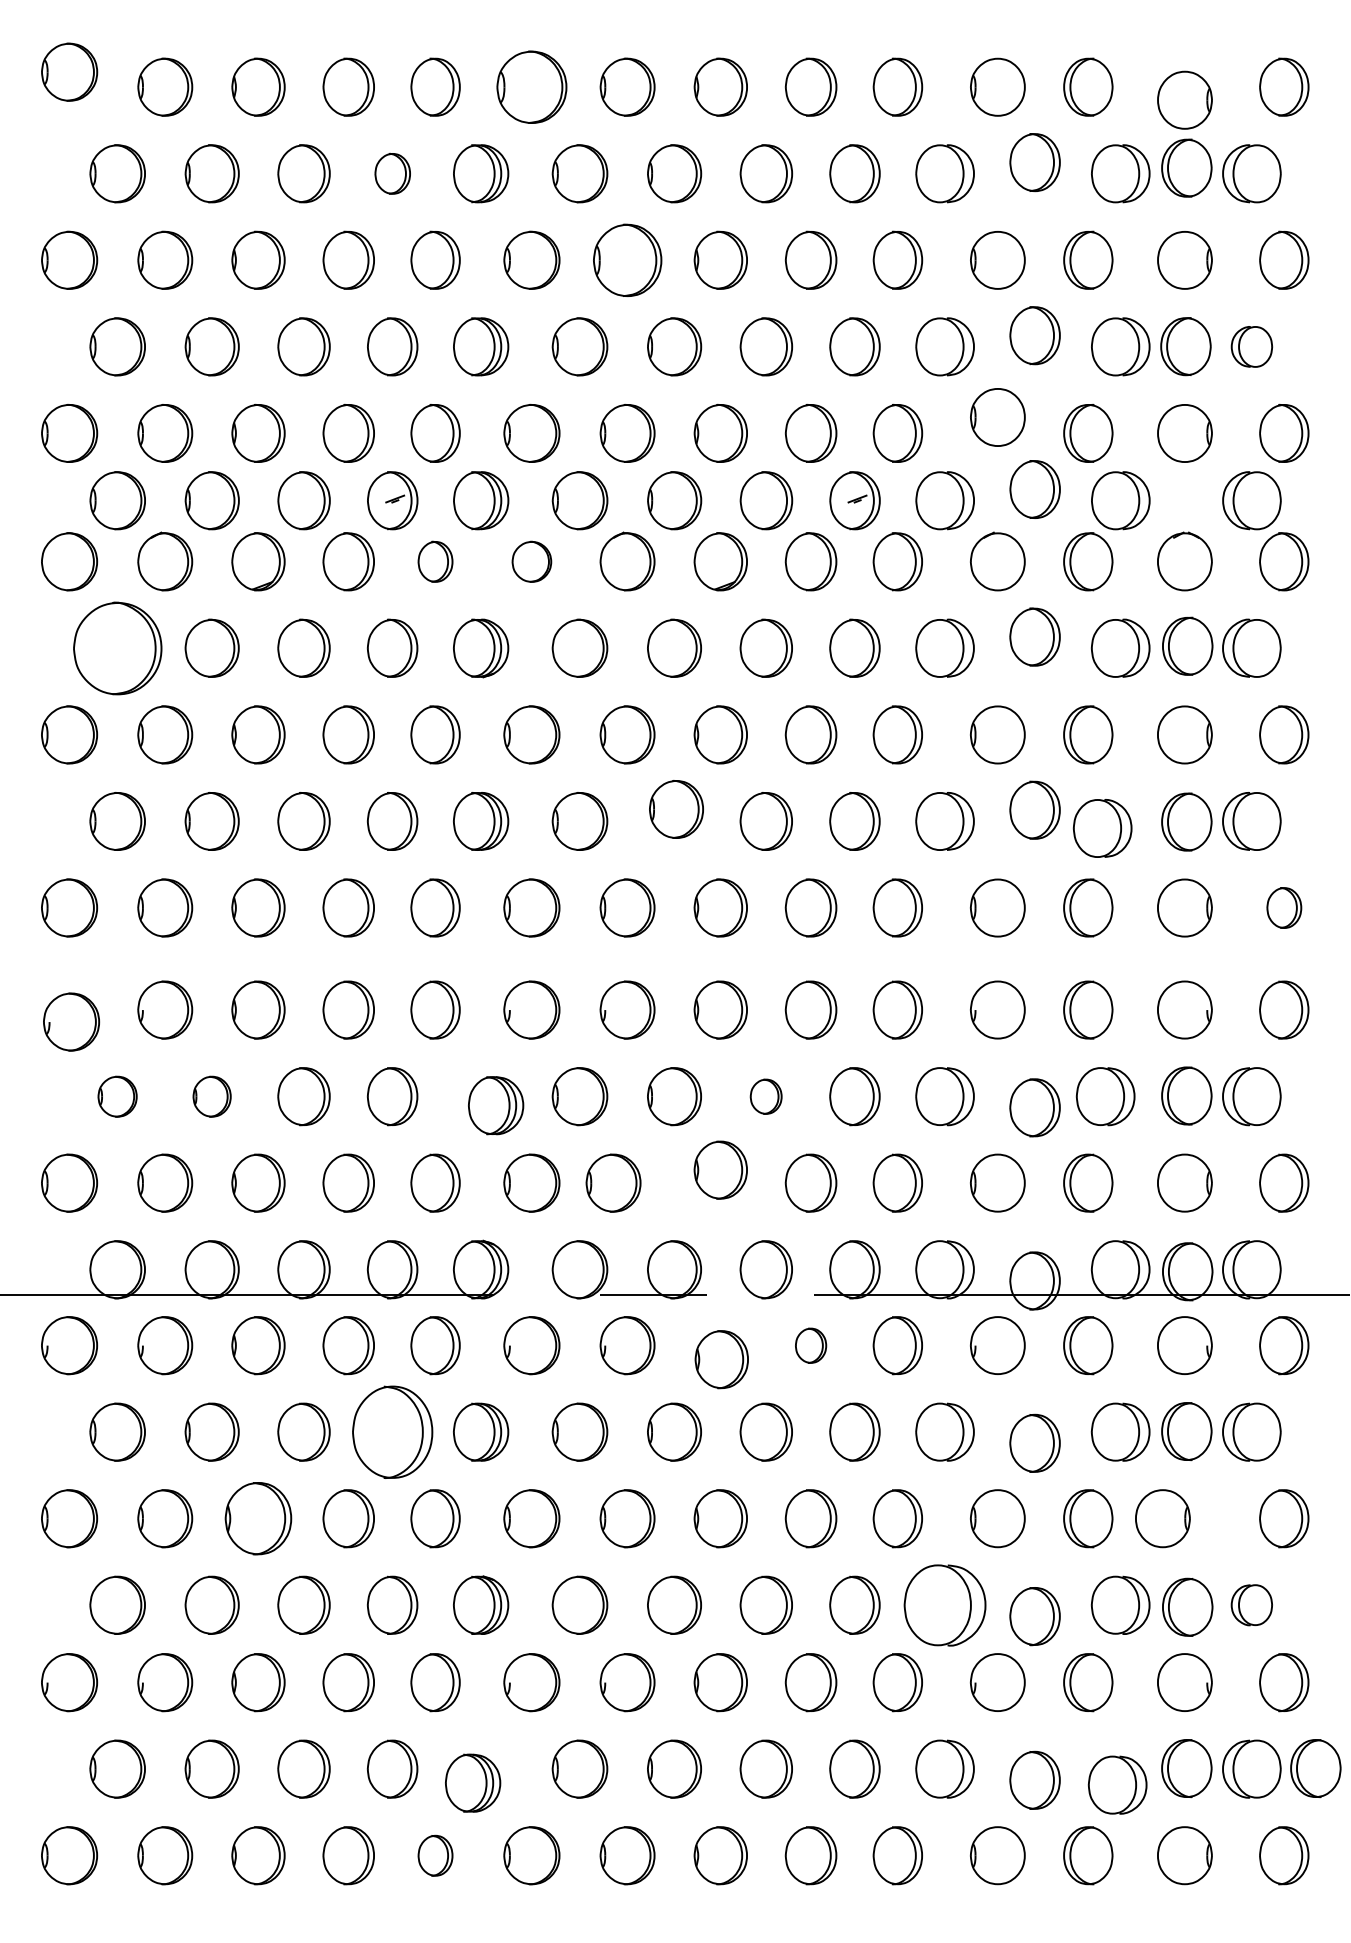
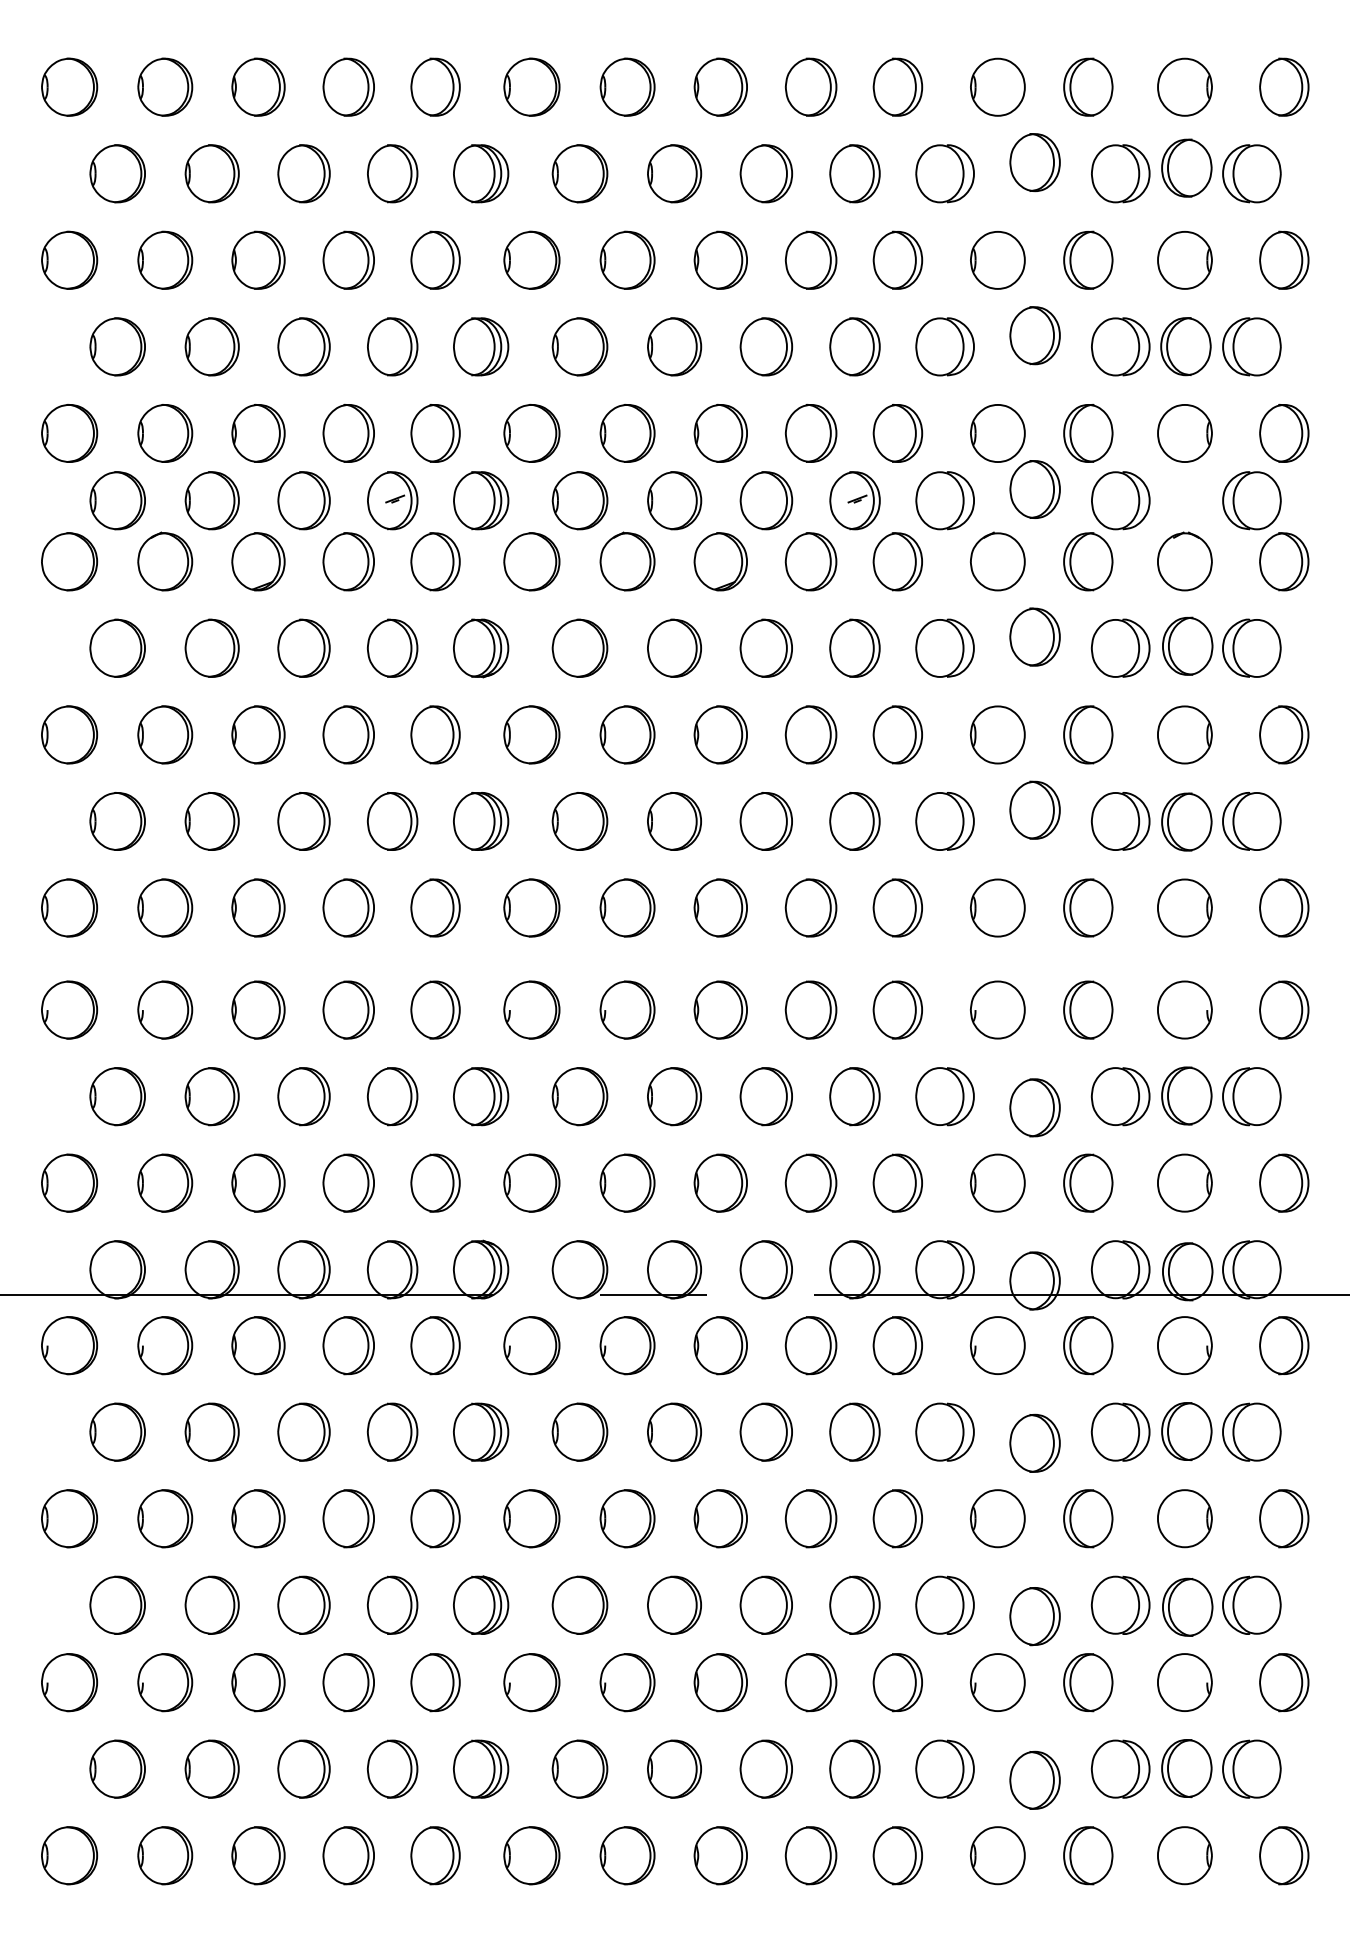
part position: (69, 71) -> (69, 86) (69, 86)
part size: 72x74 px -> 58x60 px (531, 86)
part position: (1184, 99) -> (1184, 86) (1184, 86)
part size: 37x43 px -> 52x60 px (392, 173)
part size: 70x74 px -> 57x60 px (627, 259)
part size: 44x42 px -> 60x60 px (1251, 346)
part position: (997, 417) -> (997, 433) (997, 433)
part size: 37x43 px -> 51x60 px (435, 561)
part size: 42x43 px -> 58x60 px (531, 561)
part size: 90x95 px -> 57x60 px (117, 647)
part position: (676, 809) -> (674, 821) (674, 821)
part position: (1102, 828) -> (1120, 821) (1120, 821)
part size: 37x42 px -> 51x60 px (1284, 907)
part position: (71, 1021) -> (69, 1009) (69, 1009)
part size: 41x43 px -> 57x60 px (117, 1096)
part size: 40x43 px -> 56x60 px (211, 1096)
part size: 34x37 px -> 54x60 px (765, 1096)
part position: (1105, 1096) -> (1120, 1096) (1120, 1096)
part position: (496, 1105) -> (481, 1096) (481, 1096)
part position: (720, 1169) -> (720, 1182) (720, 1182)
part position: (613, 1182) -> (627, 1182) (627, 1182)
part size: 33x37 px -> 54x60 px (810, 1345)
part position: (721, 1359) -> (720, 1345) (720, 1345)
part size: 82x94 px -> 53x60 px (392, 1431)
part size: 69x74 px -> 55x60 px (258, 1518)
part position: (1162, 1518) -> (1184, 1518) (1184, 1518)
part size: 84x83 px -> 60x60 px (944, 1604)
part size: 43x43 px -> 60x60 px (1251, 1604)
part: present -> none (1315, 1768)
part position: (473, 1782) -> (481, 1768) (481, 1768)
part position: (1117, 1784) -> (1120, 1768) (1120, 1768)
part size: 37x43 px -> 51x60 px (435, 1855)
